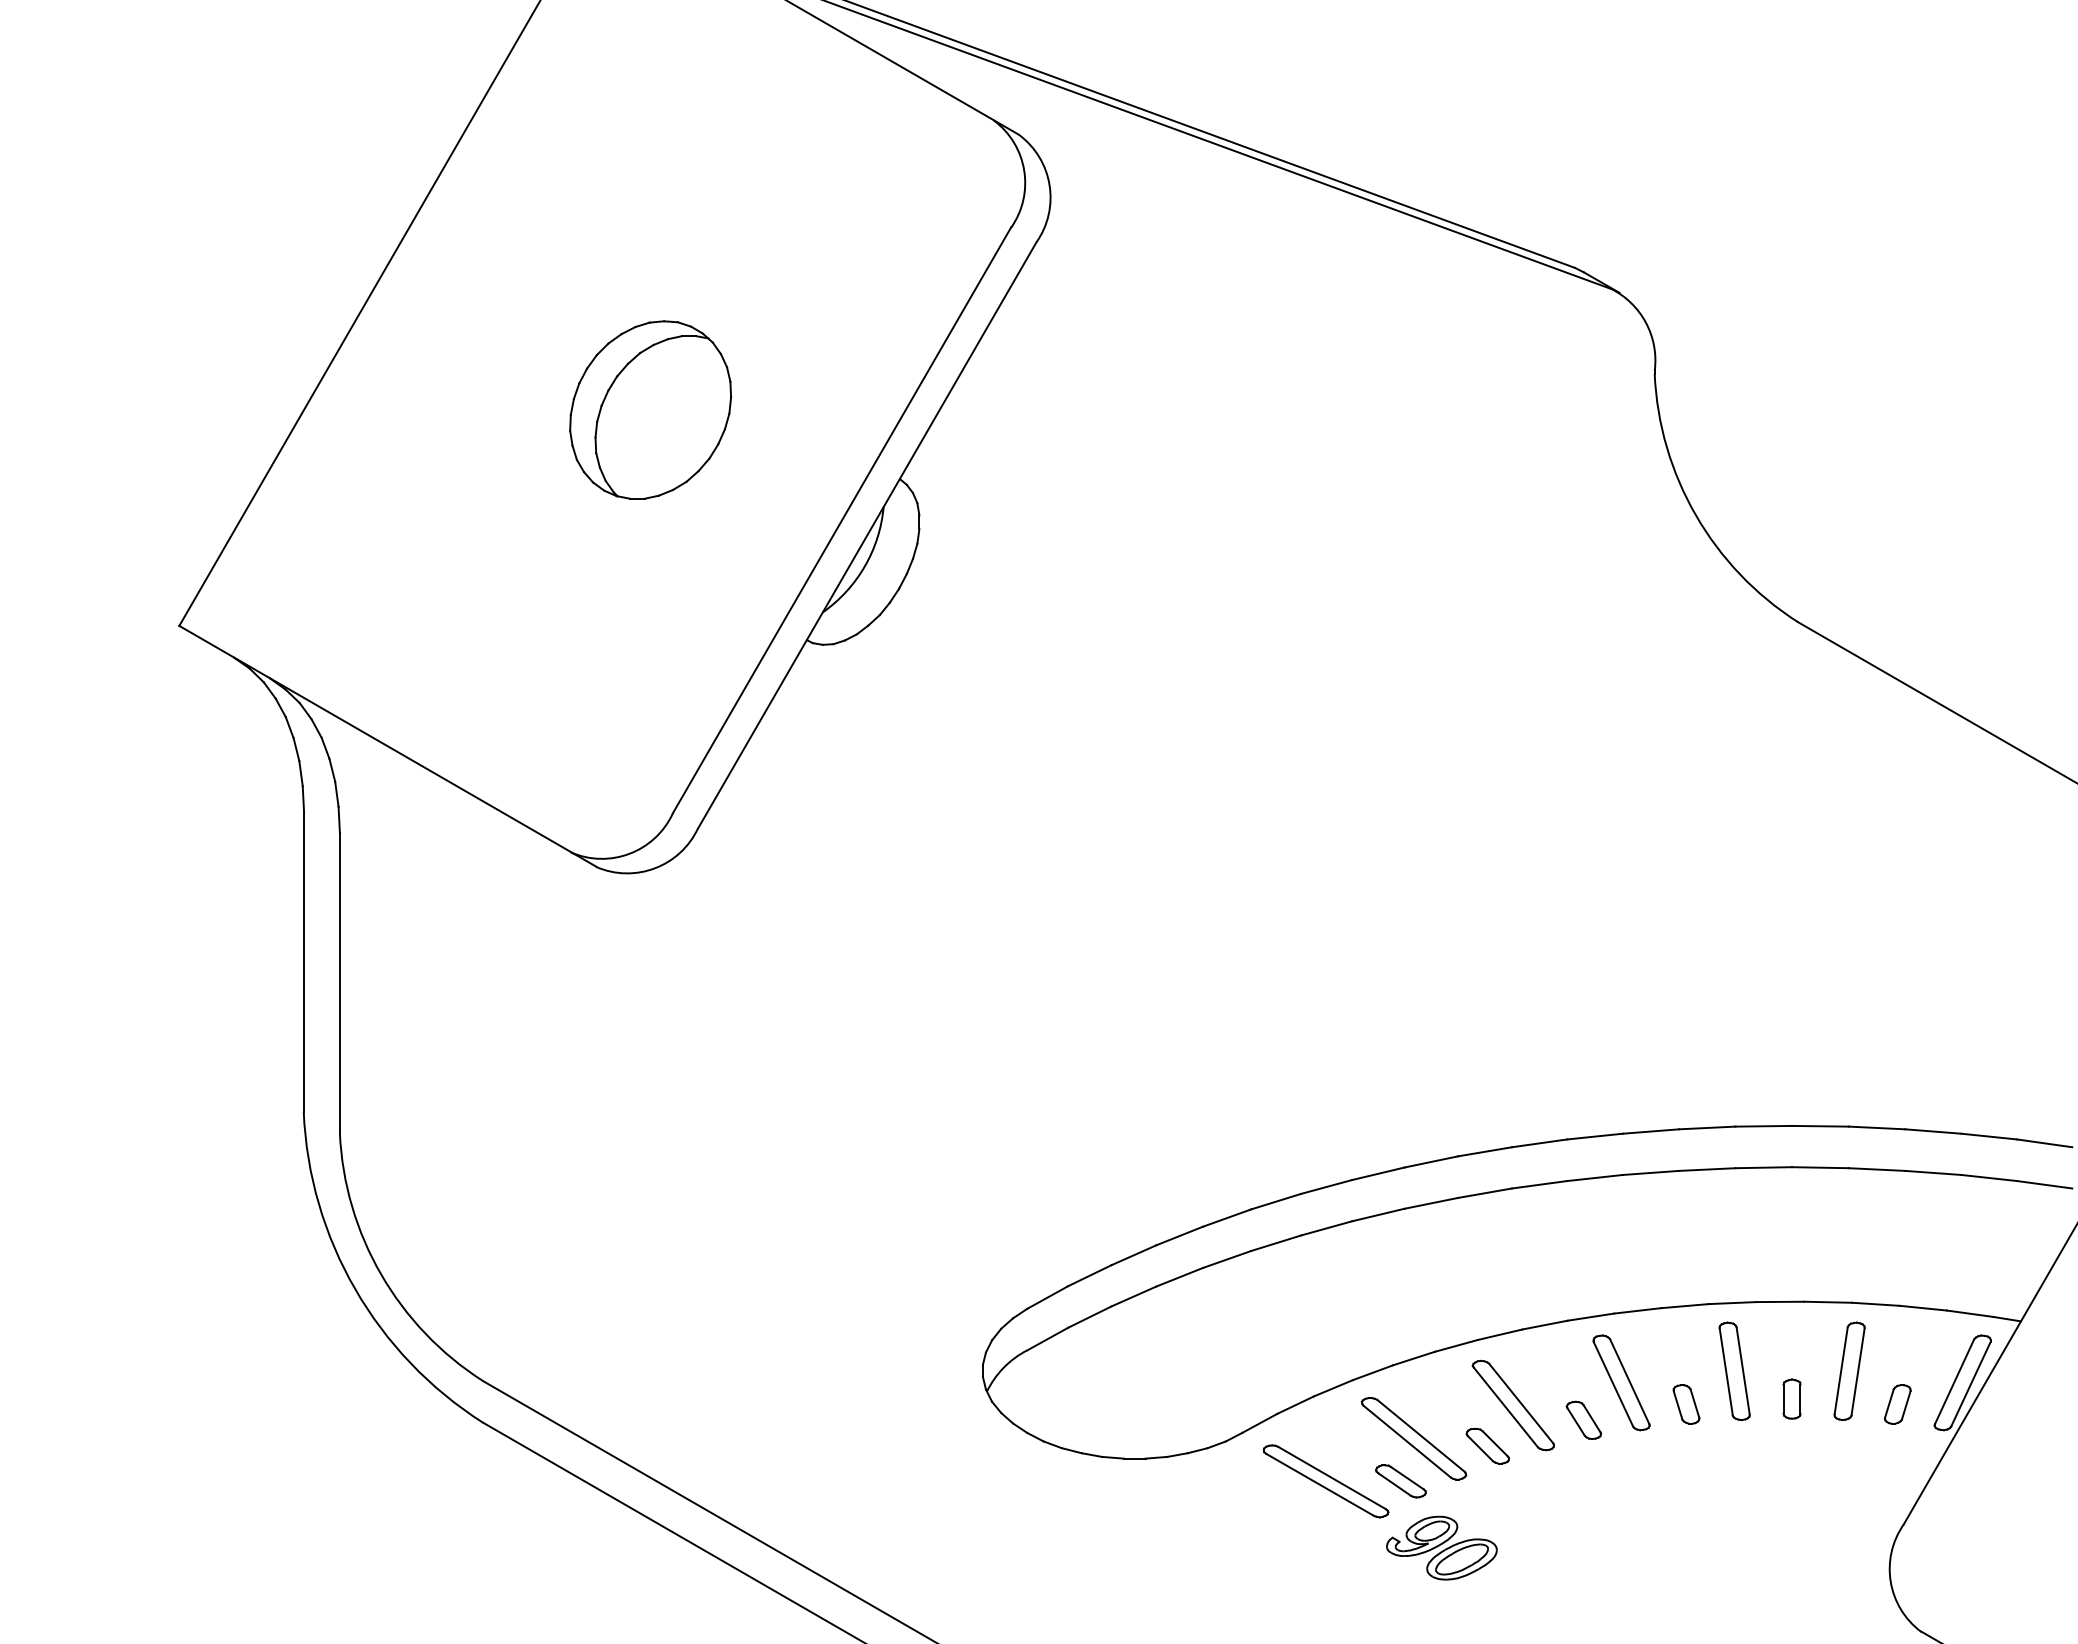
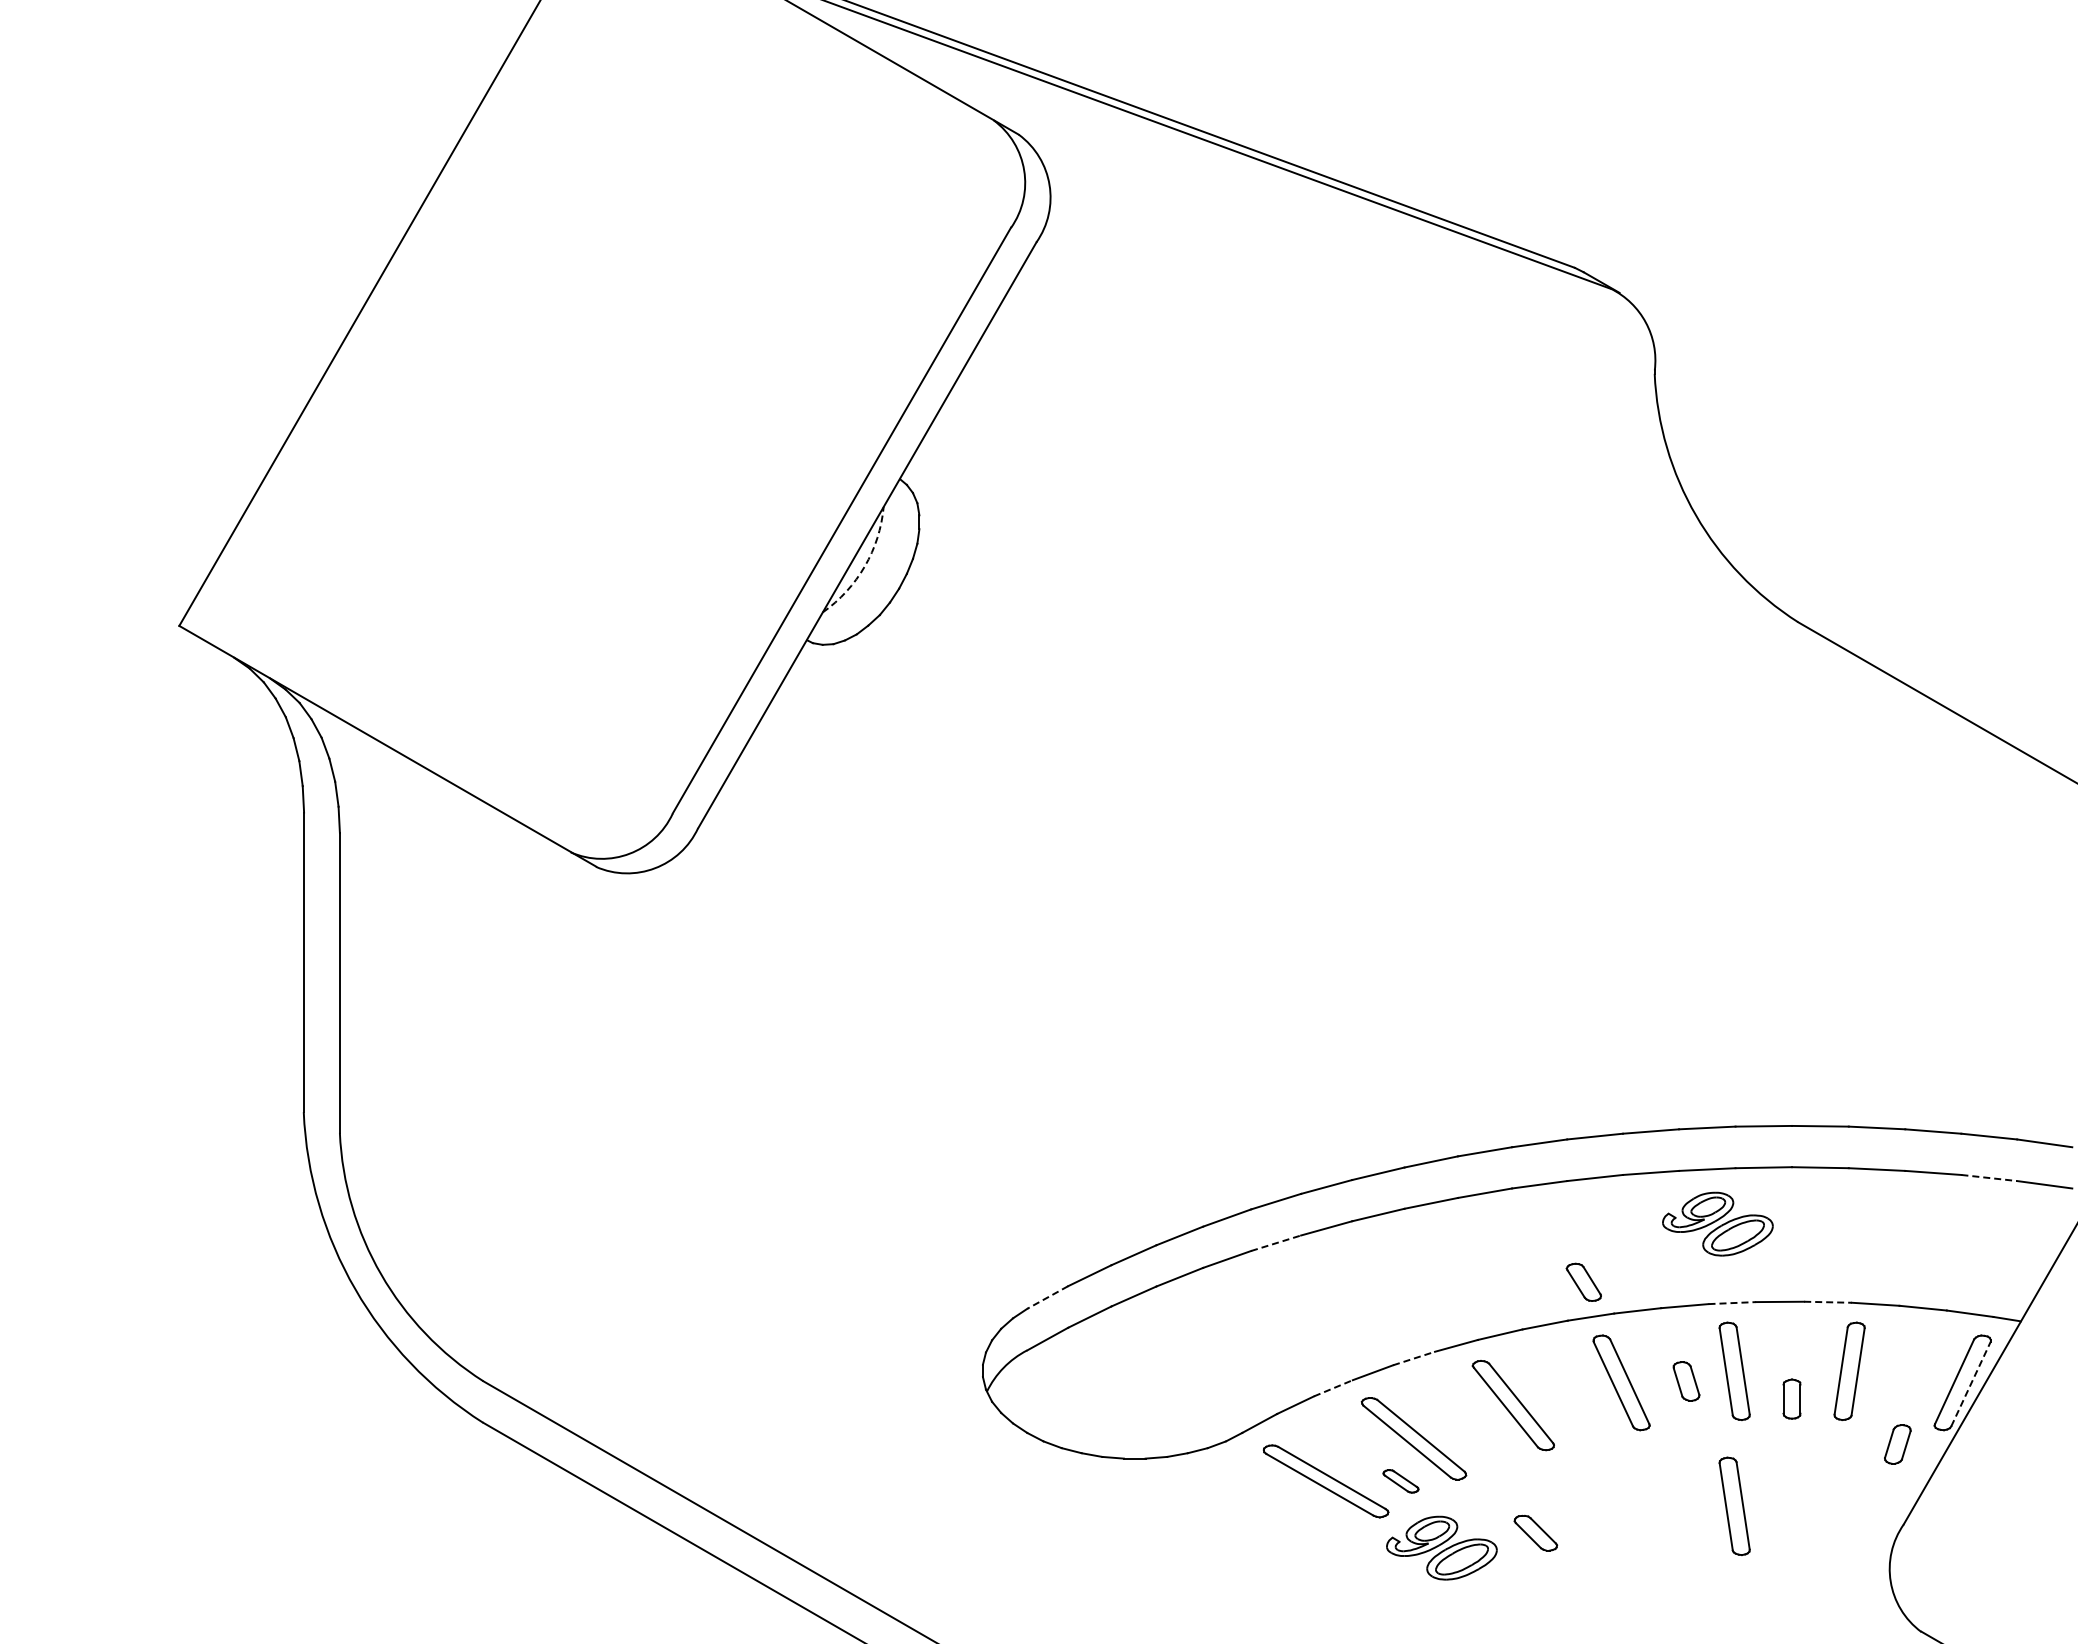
part: present -> none (650, 409)
arc: solid -> dashed (864, 566)
line: solid -> dashed (1989, 1178)
part: none -> present (1717, 1223)
line: solid -> dashed (1276, 1243)
line: solid -> dashed (1047, 1297)
line: solid -> dashed (1828, 1302)
line: solid -> dashed (1732, 1303)
line: solid -> dashed (1414, 1358)
line: solid -> dashed (1971, 1384)
line: solid -> dashed (1333, 1388)
part position: (1686, 1404) -> (1686, 1381) (1686, 1381)
part position: (1897, 1404) -> (1897, 1444) (1897, 1444)
part position: (1583, 1419) -> (1583, 1281) (1583, 1281)
part position: (1487, 1445) -> (1535, 1532) (1535, 1532)
part size: 52x35 px -> 38x25 px (1400, 1481)
part: none -> present (1734, 1505)
